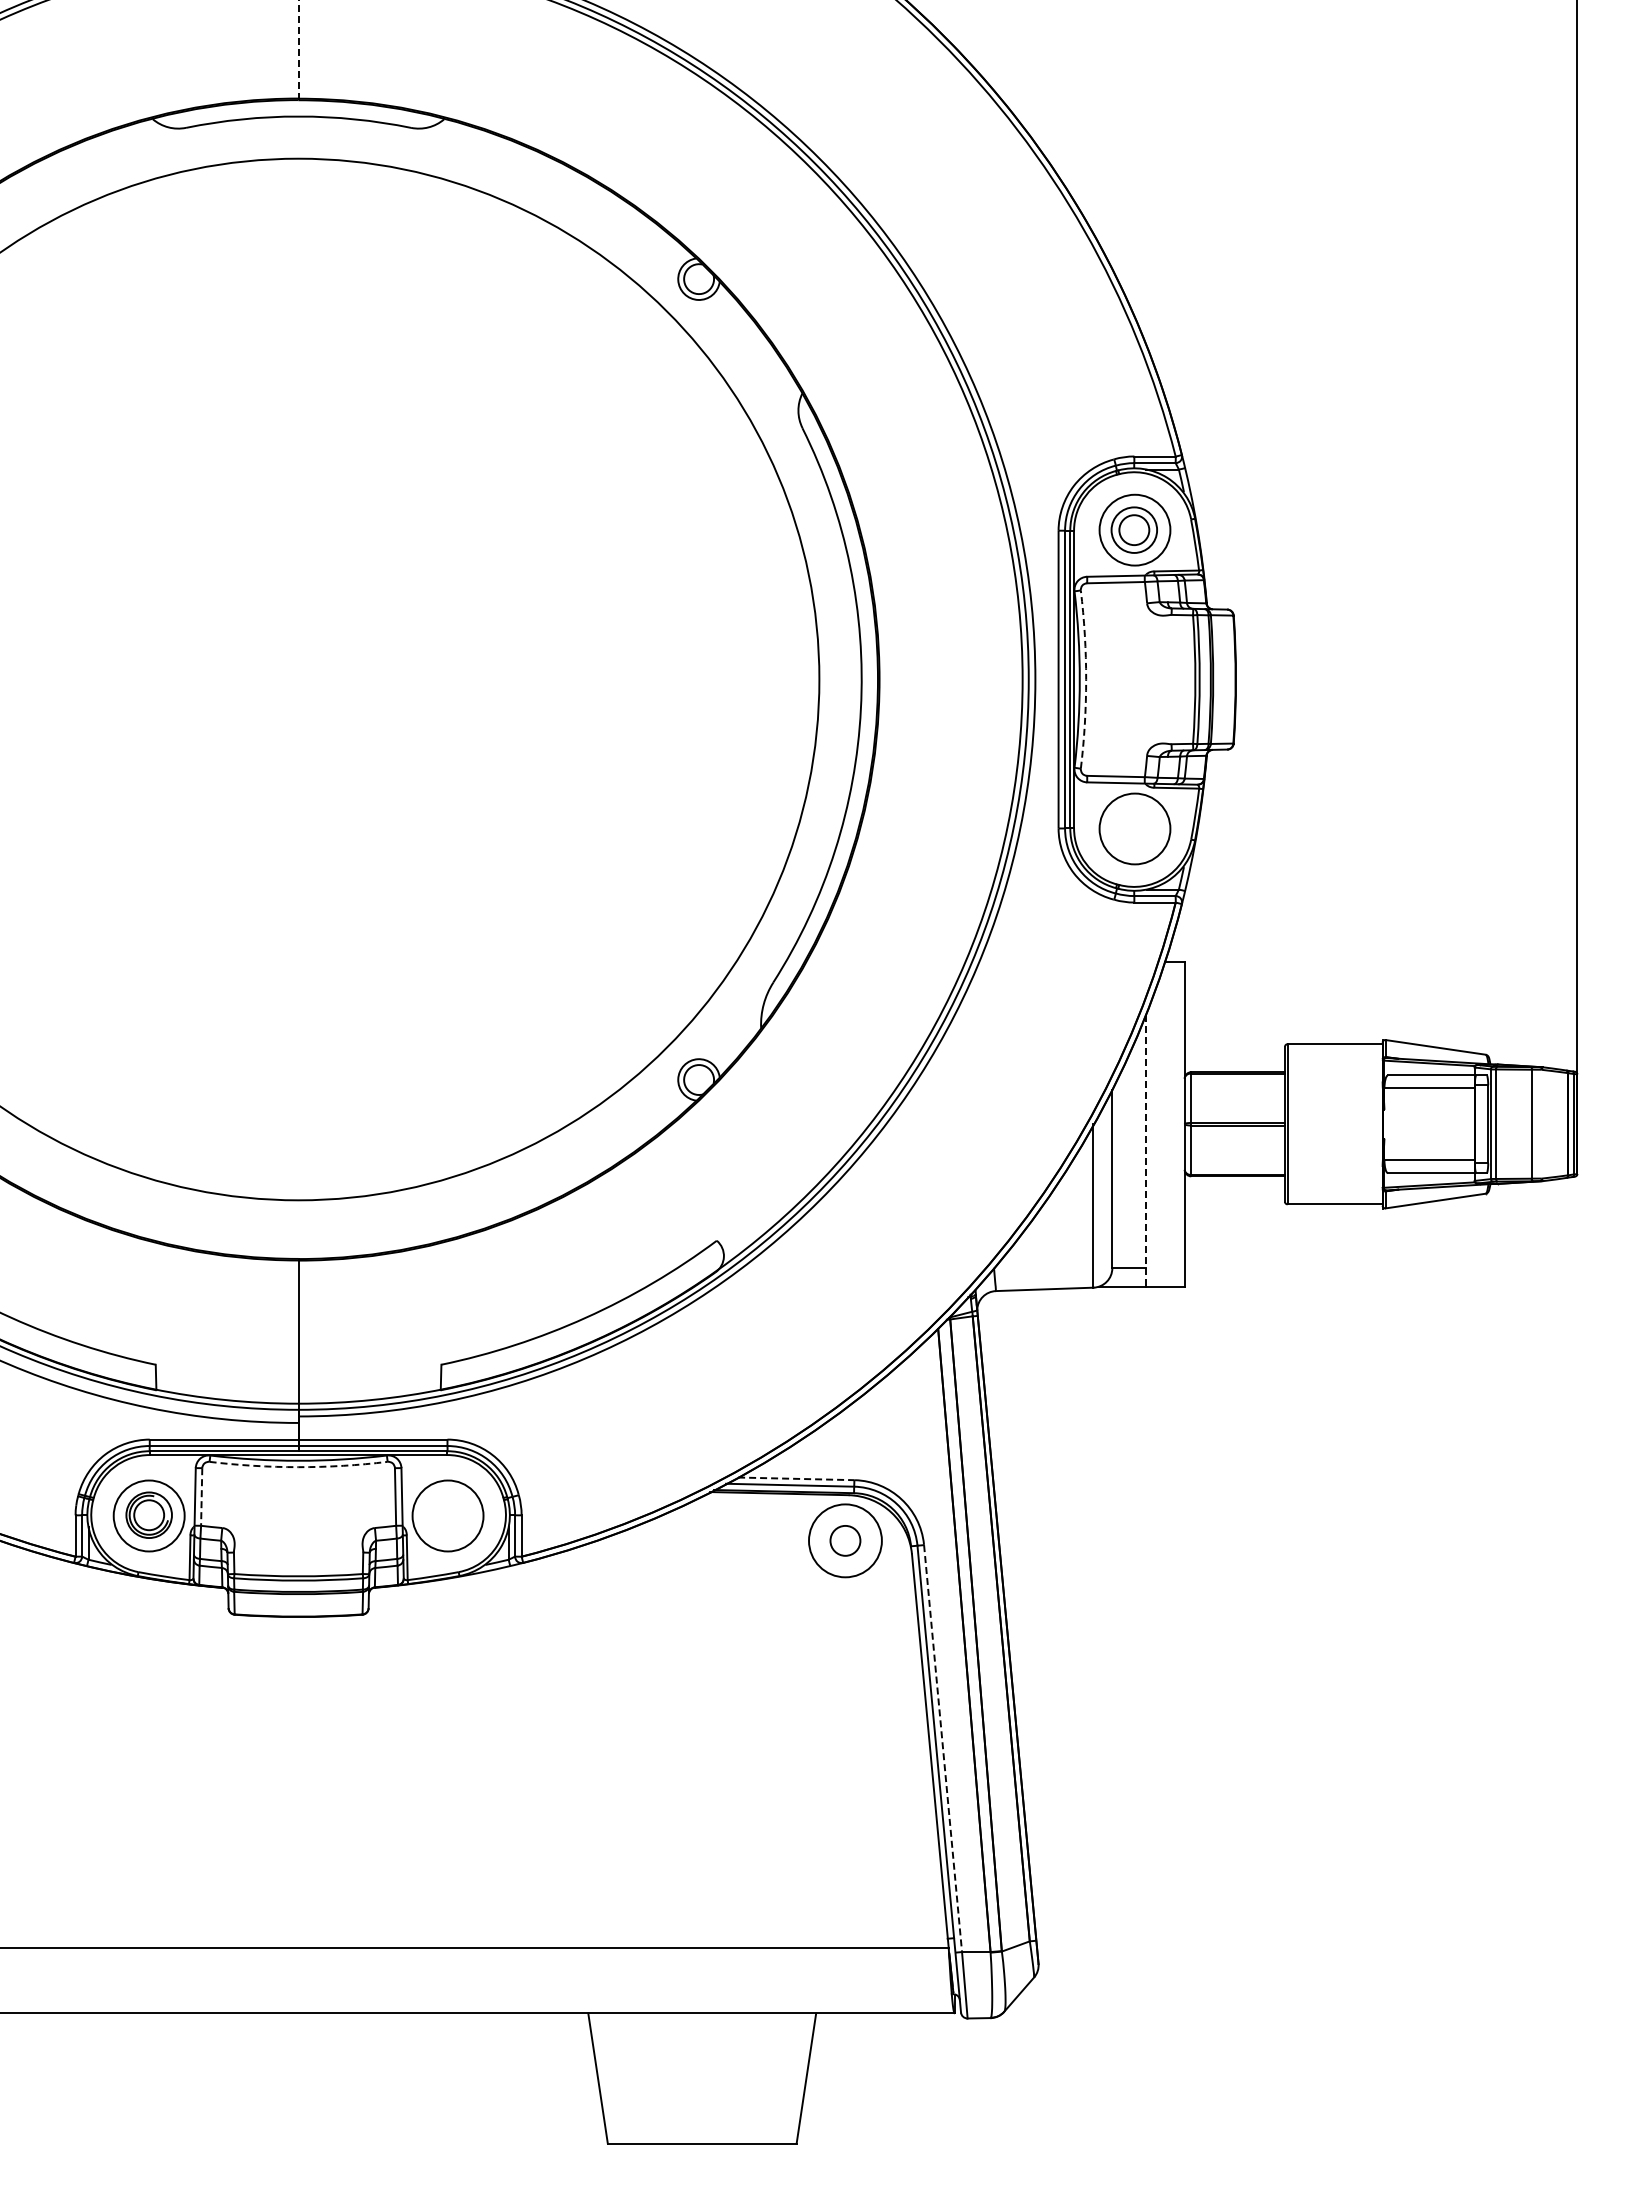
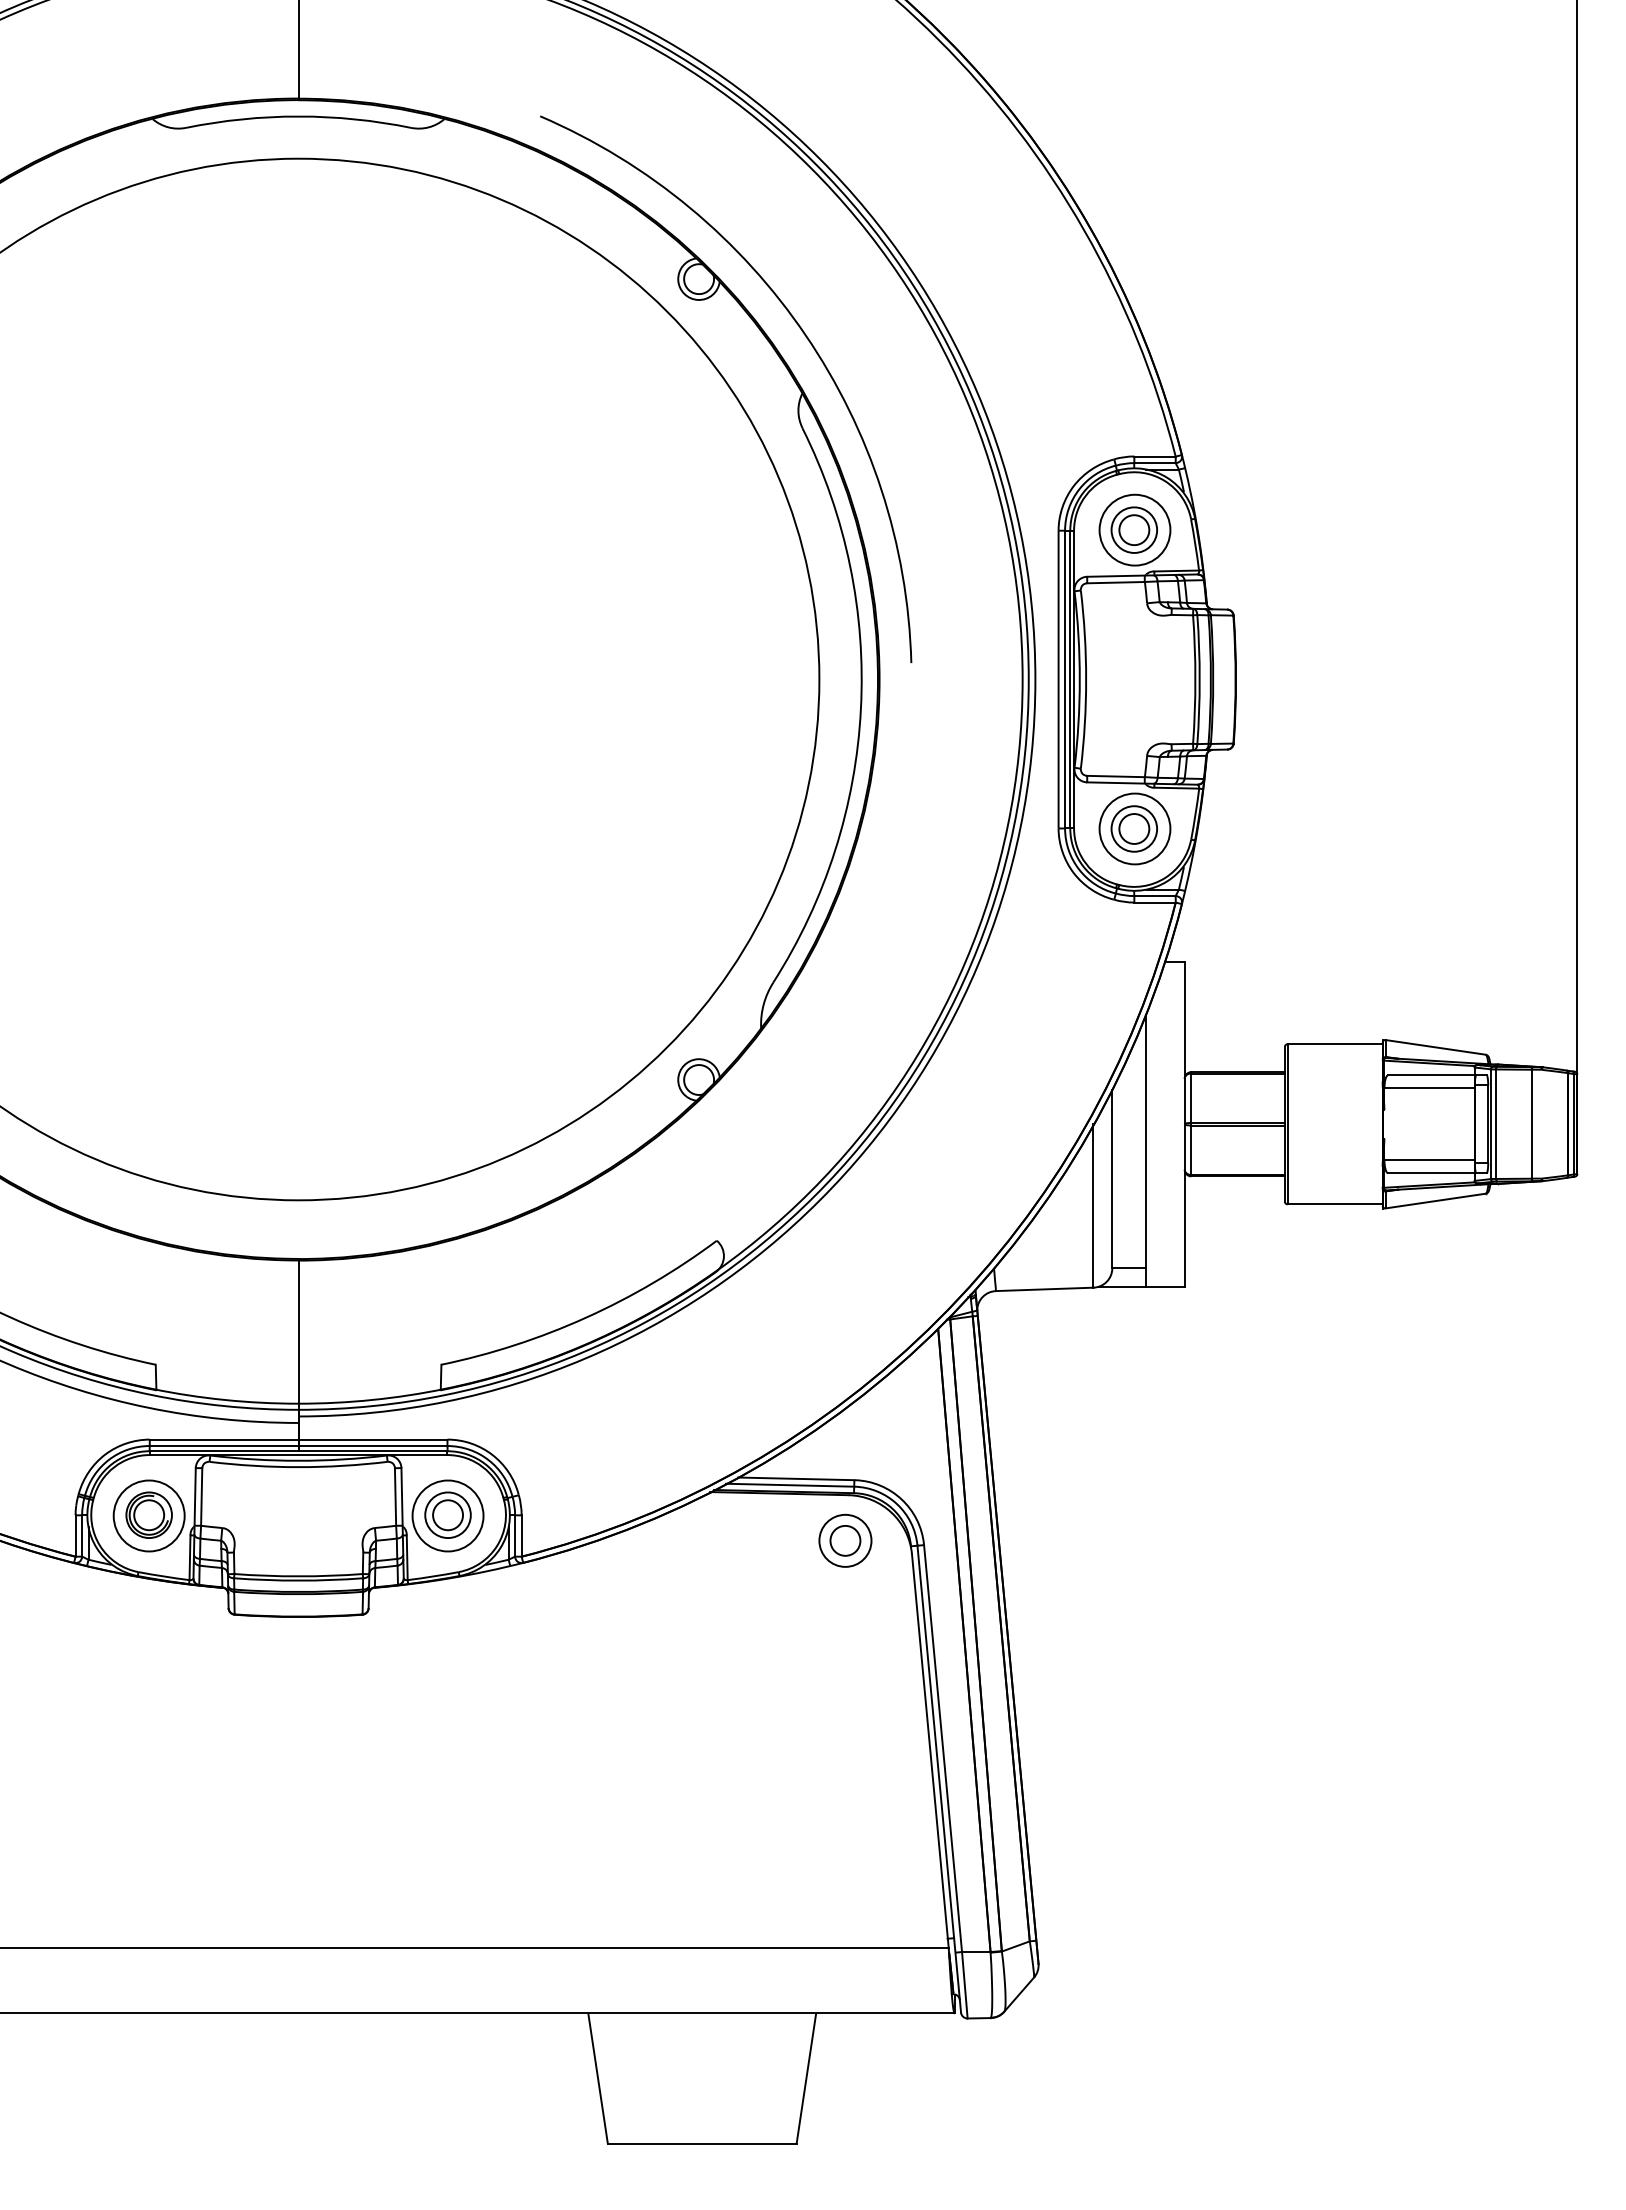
line: dashed -> solid (298, 50)
arc: none -> present (801, 331)
arc: dashed -> solid (1086, 679)
part: none -> present (1133, 828)
line: dashed -> solid (1145, 1151)
arc: dashed -> solid (298, 1467)
line: dashed -> solid (796, 1478)
line: dashed -> solid (201, 1497)
part: none -> present (447, 1514)
circle diameter: 73 px -> 52 px (845, 1540)
line: dashed -> solid (943, 1749)
